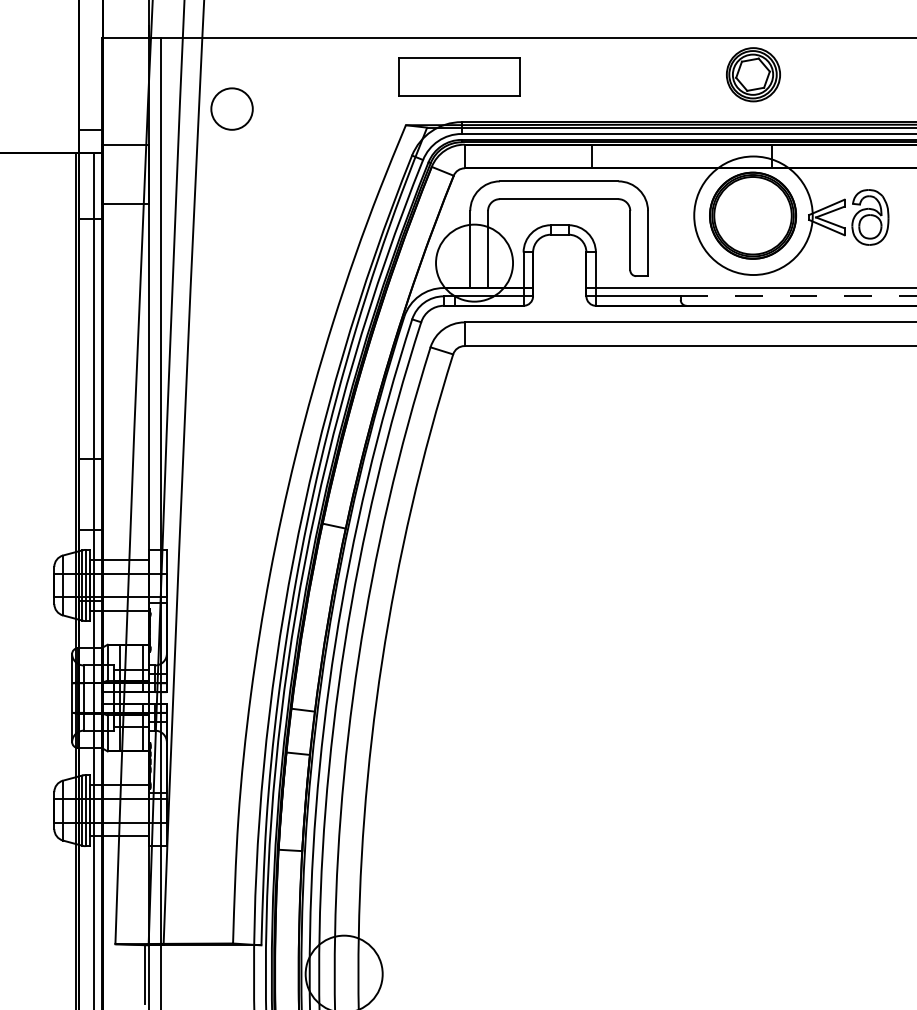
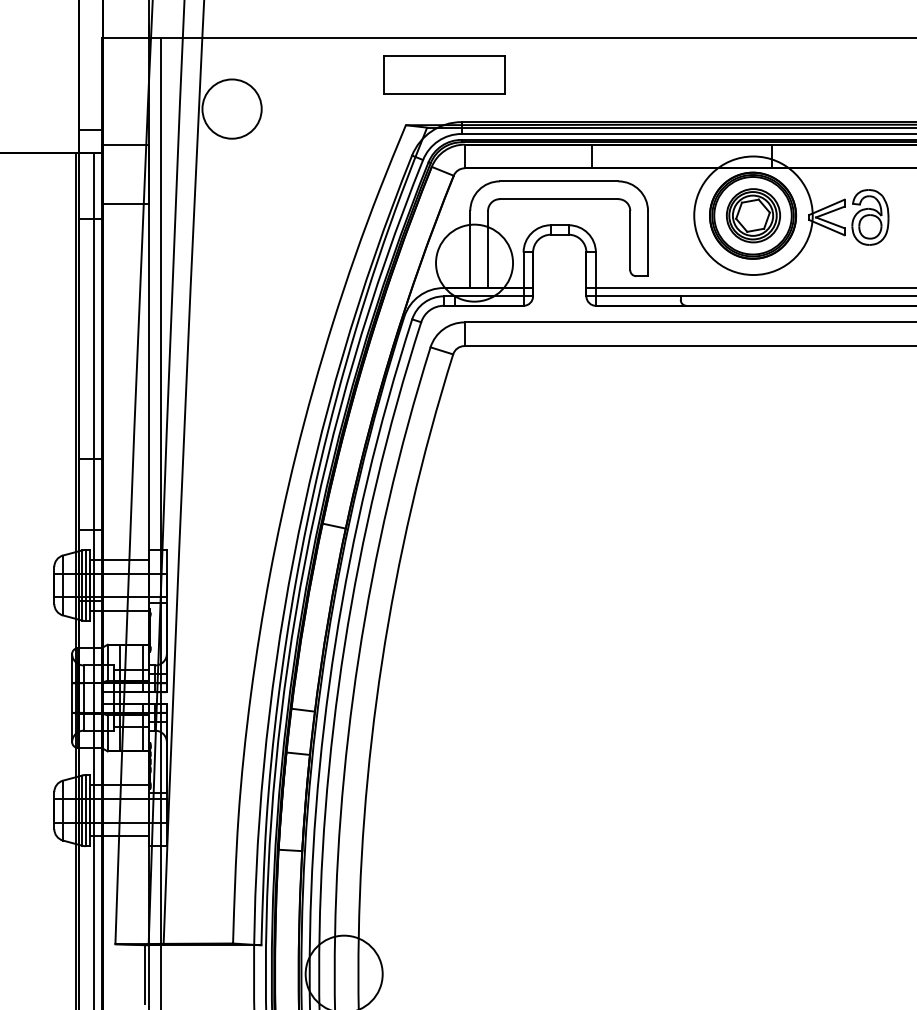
part position: (753, 74) -> (753, 215) (753, 215)
part position: (459, 76) -> (444, 74) (444, 74)
circle diameter: 41 px -> 59 px (231, 108)
line: dashed -> solid (798, 296)
